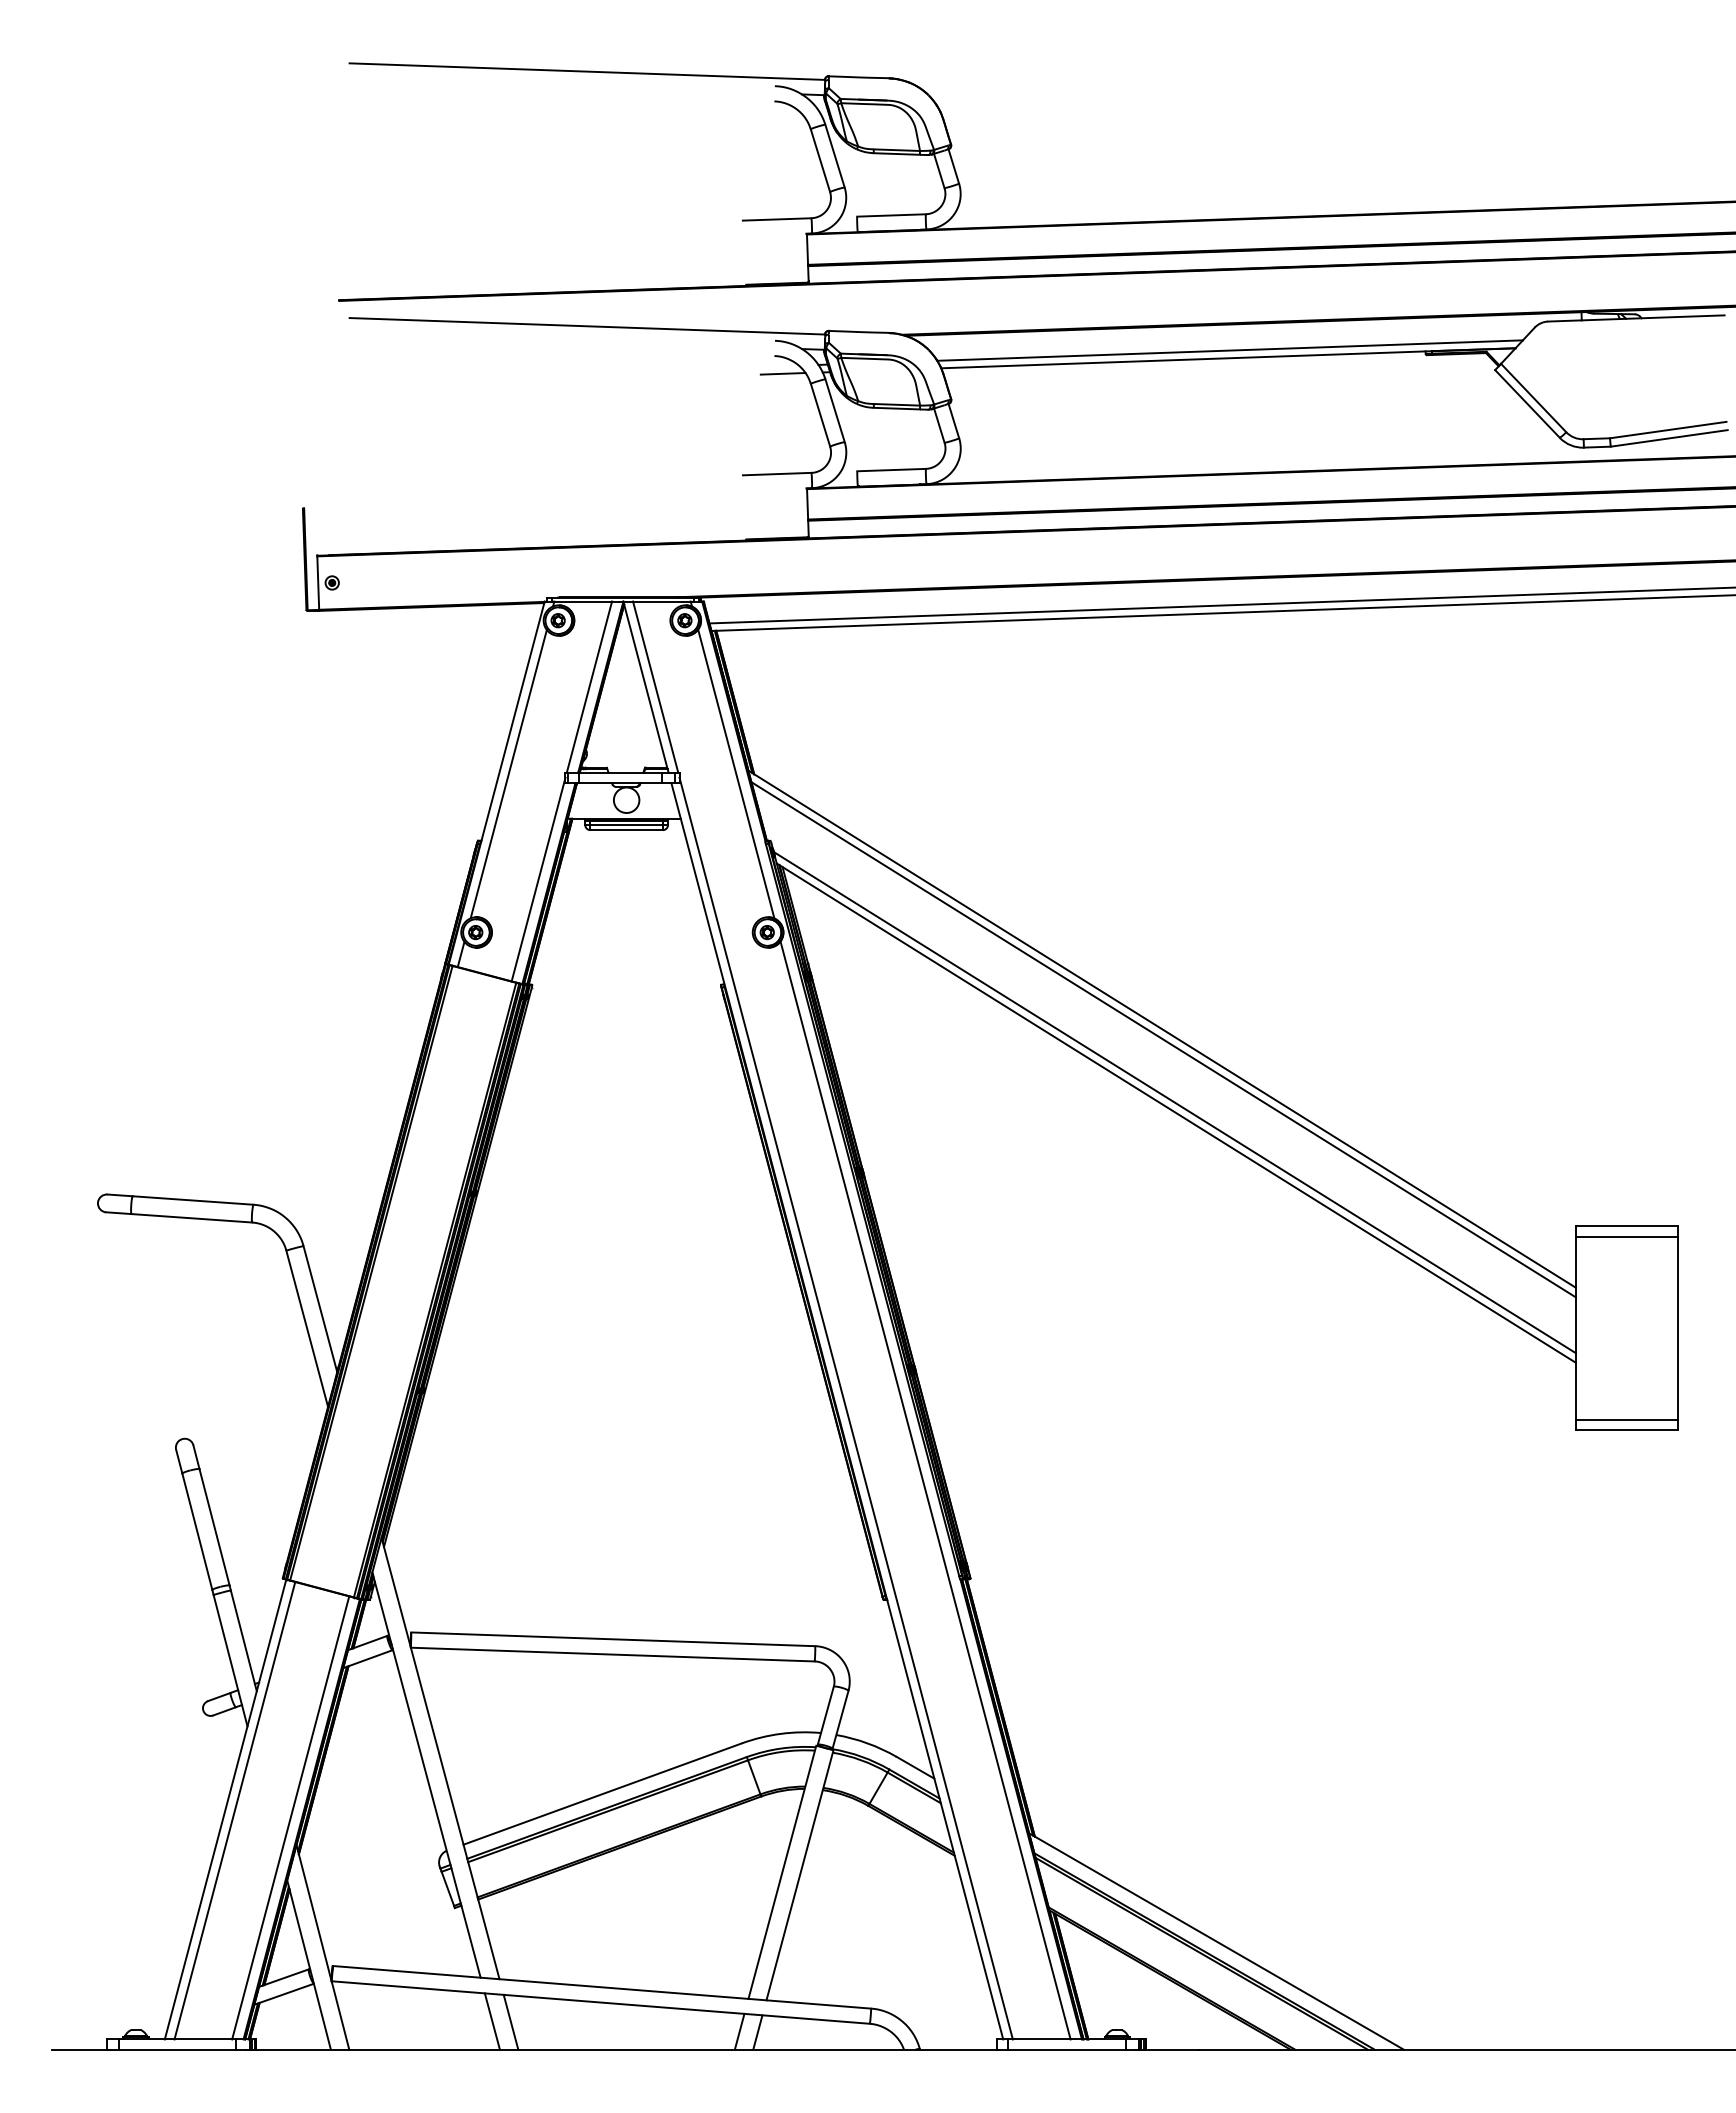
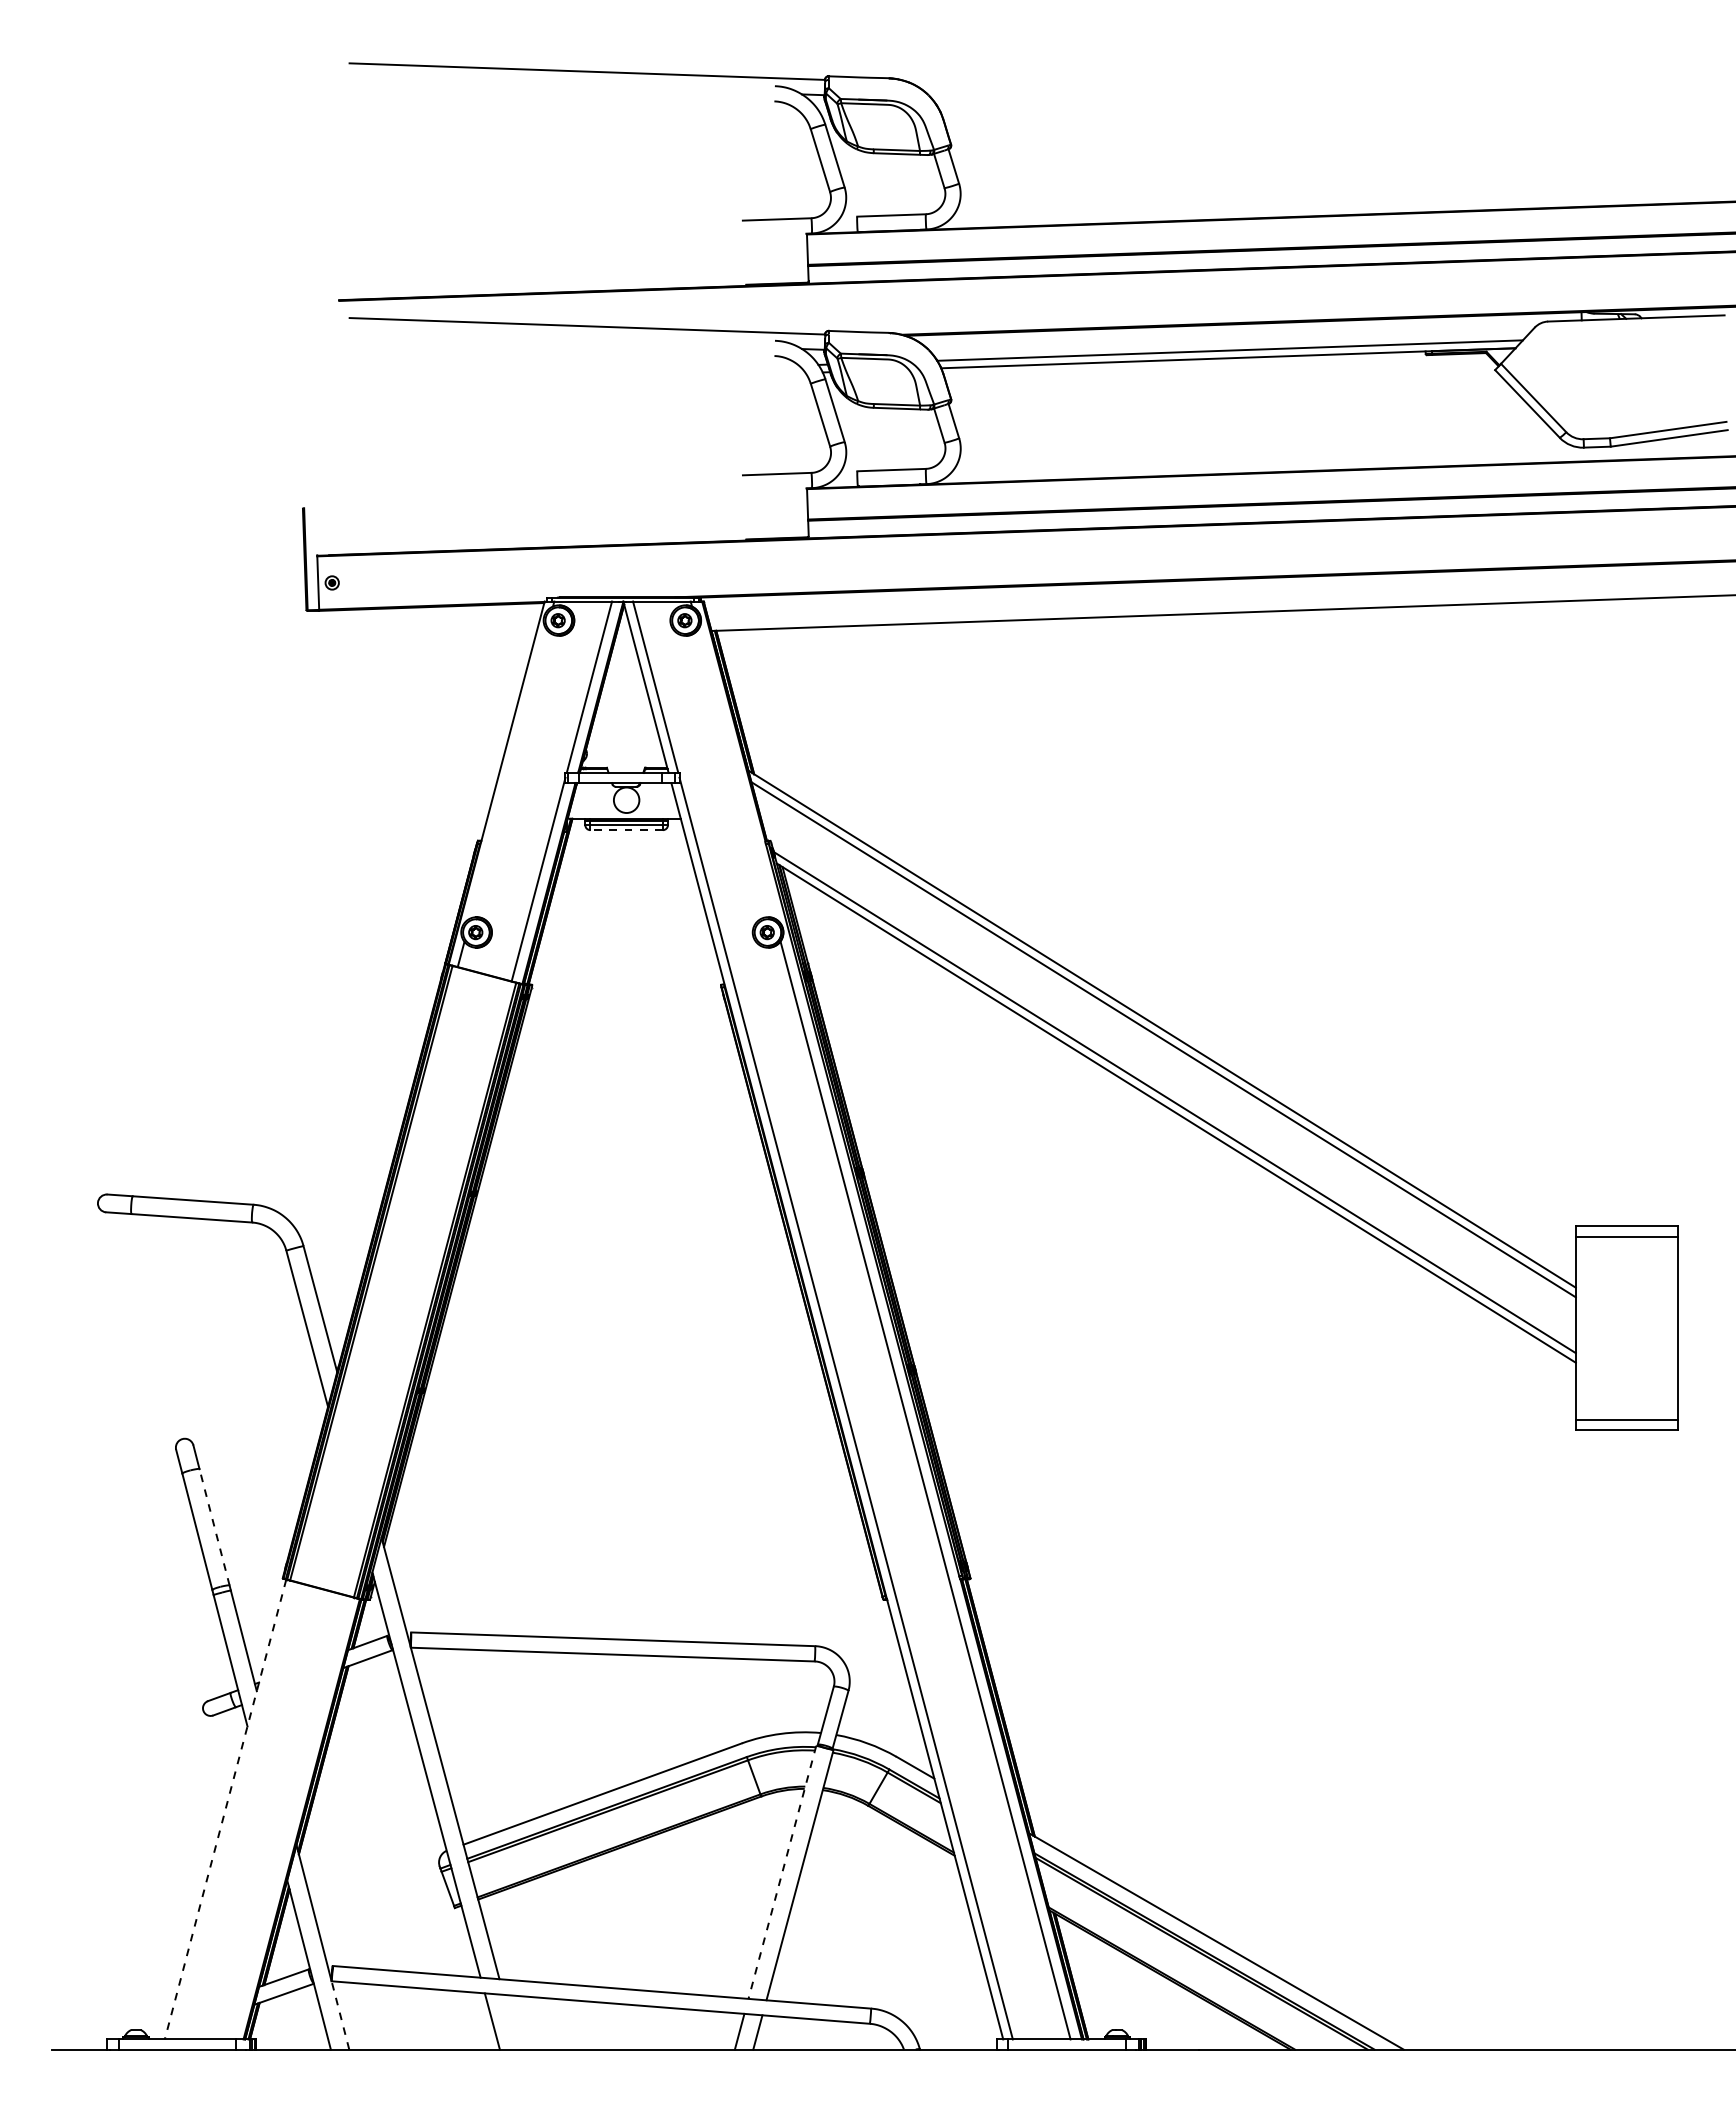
line: present -> none (782, 373)
line: present -> none (1220, 605)
line: present -> none (736, 773)
line: present -> none (508, 774)
line: solid -> dashed (626, 830)
line: solid -> dashed (214, 1526)
line: solid -> dashed (225, 1809)
line: present -> none (234, 1810)
line: present -> none (290, 1817)
line: solid -> dashed (782, 1872)
line: solid -> dashed (340, 2014)
line: present -> none (510, 2021)
